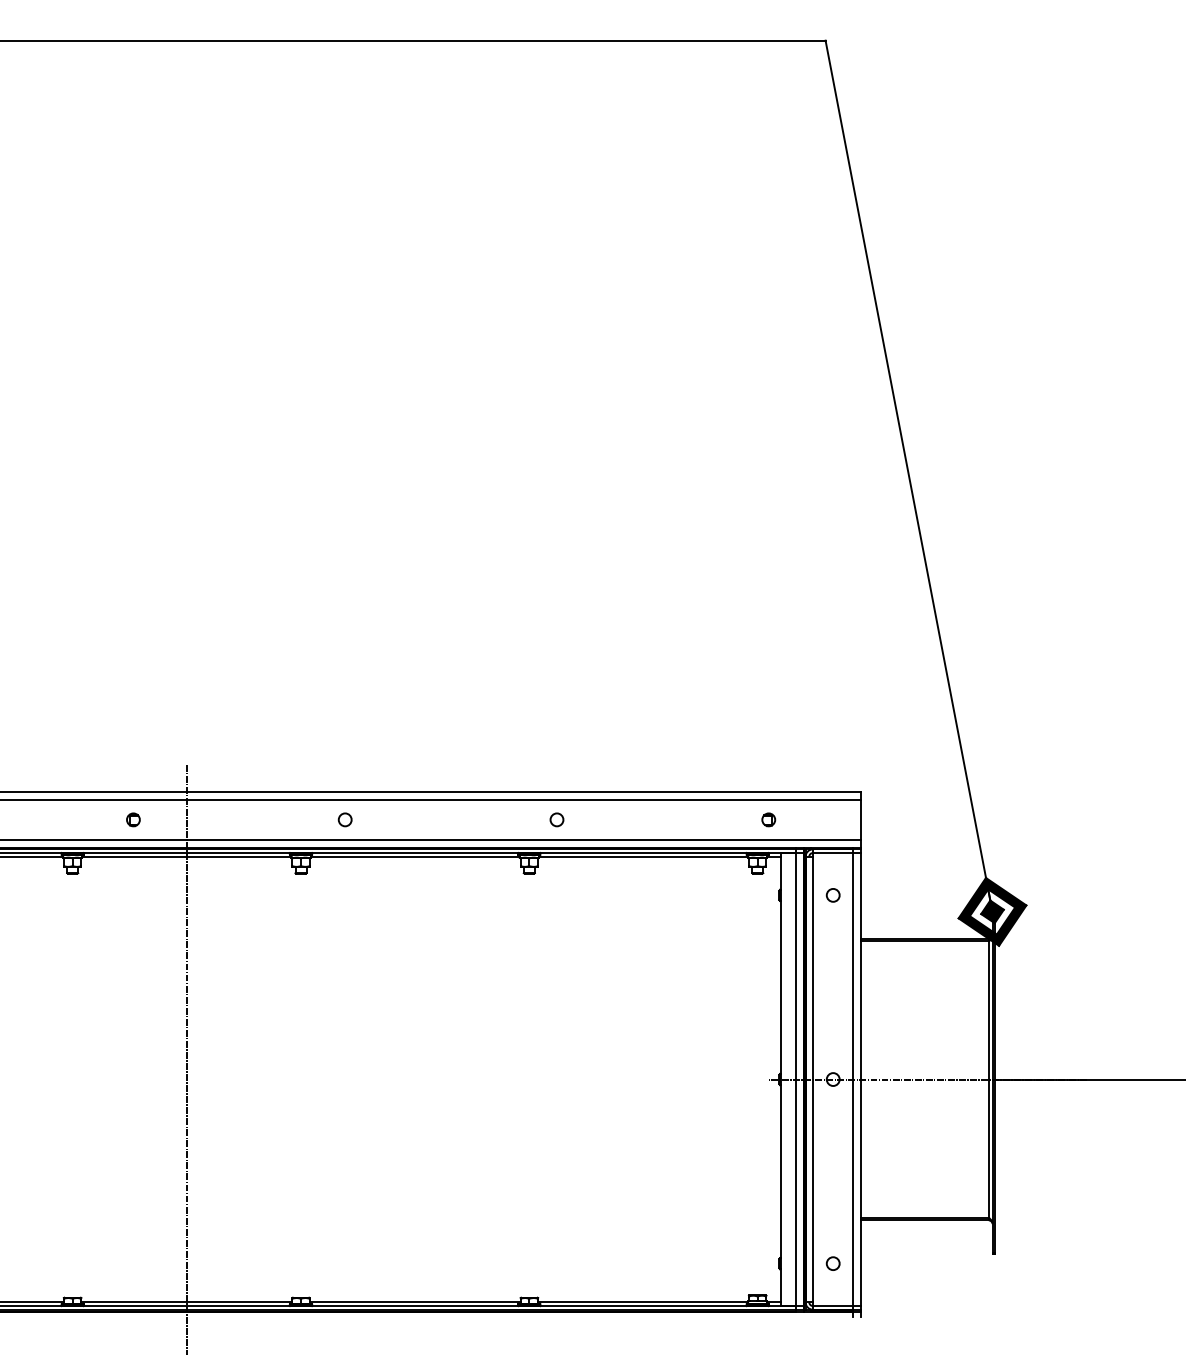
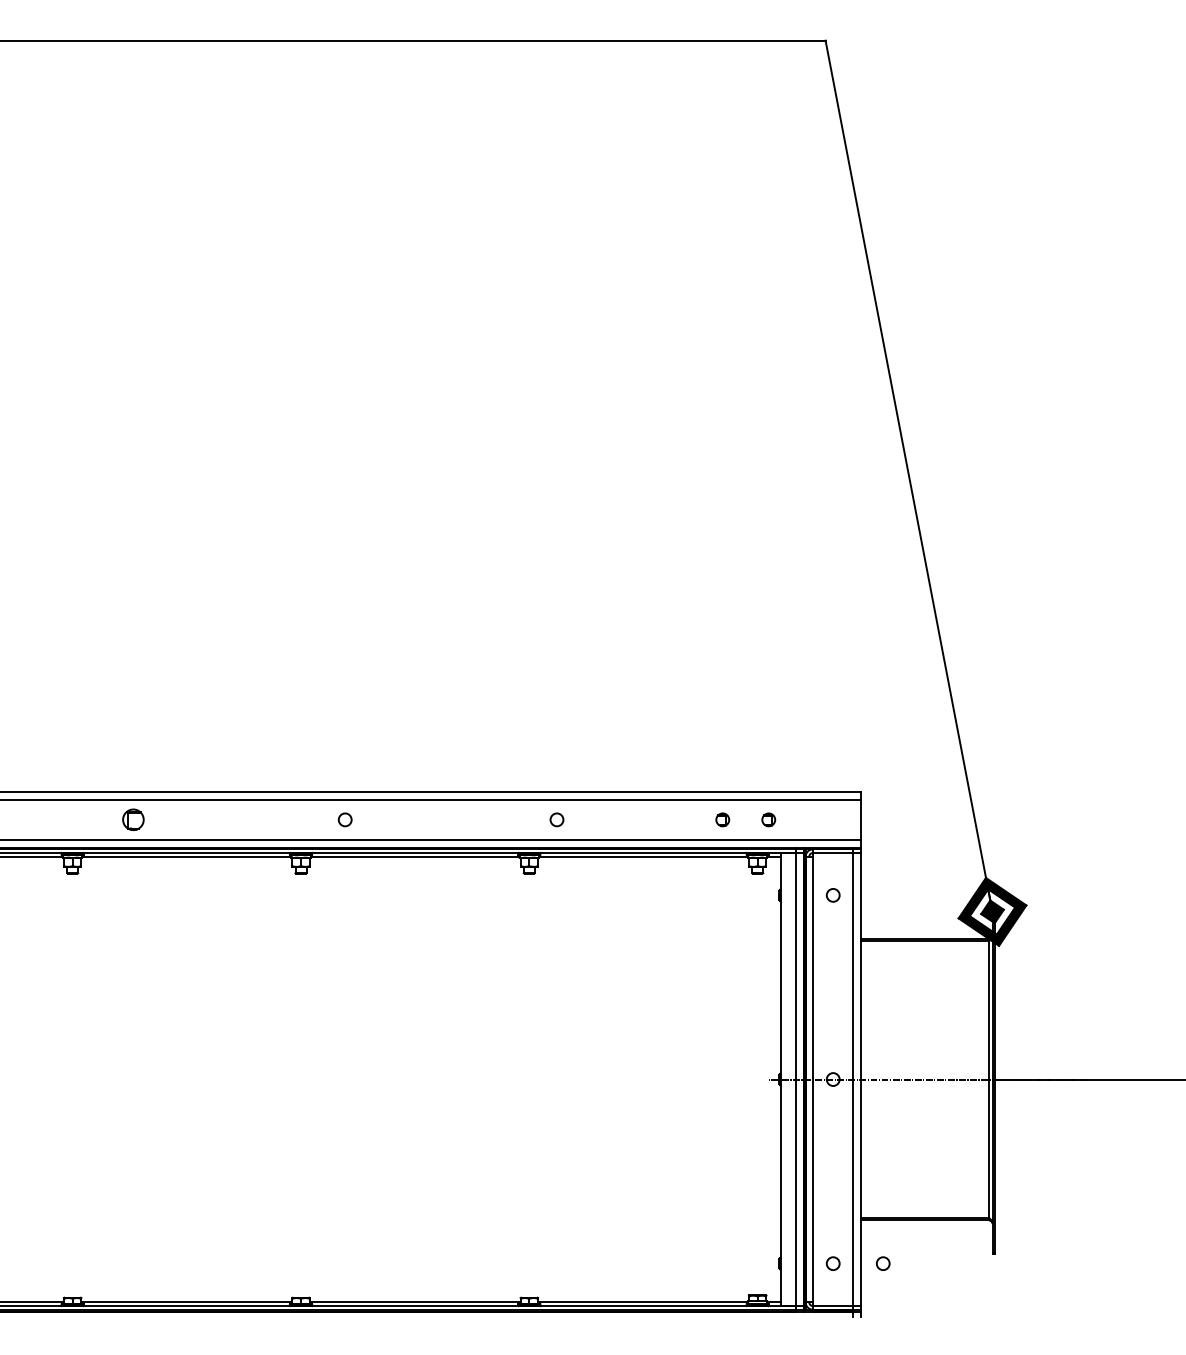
part size: 15x16 px -> 23x23 px (133, 819)
part: none -> present (722, 819)
line: present -> none (186, 1057)
circle: none -> present (882, 1263)
